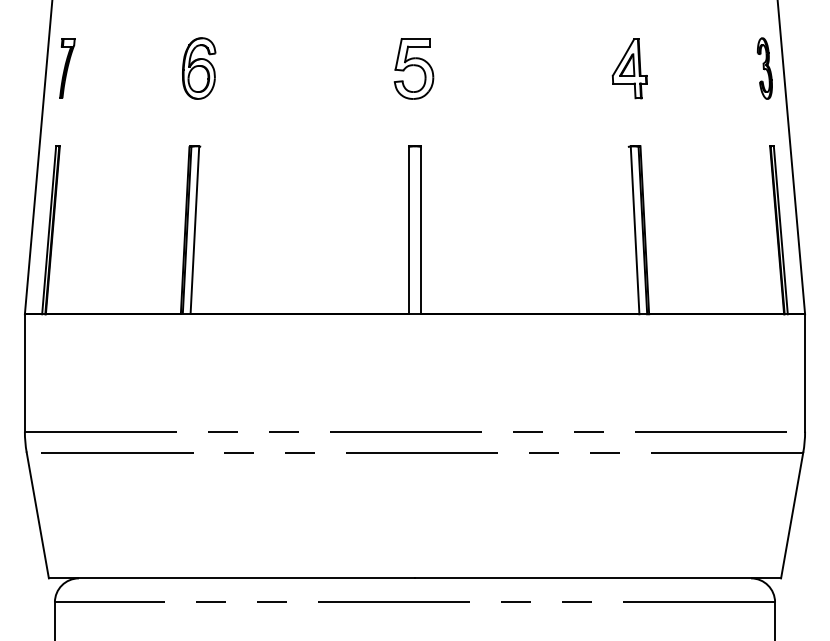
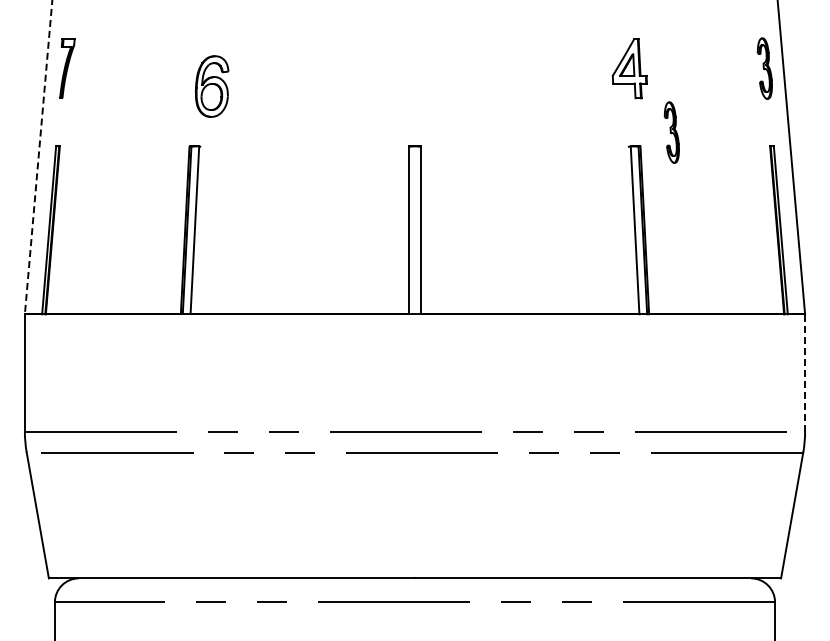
part position: (199, 68) -> (212, 86) (212, 86)
part: present -> none (413, 68)
part: none -> present (671, 132)
line: solid -> dashed (38, 158)
line: solid -> dashed (805, 373)
